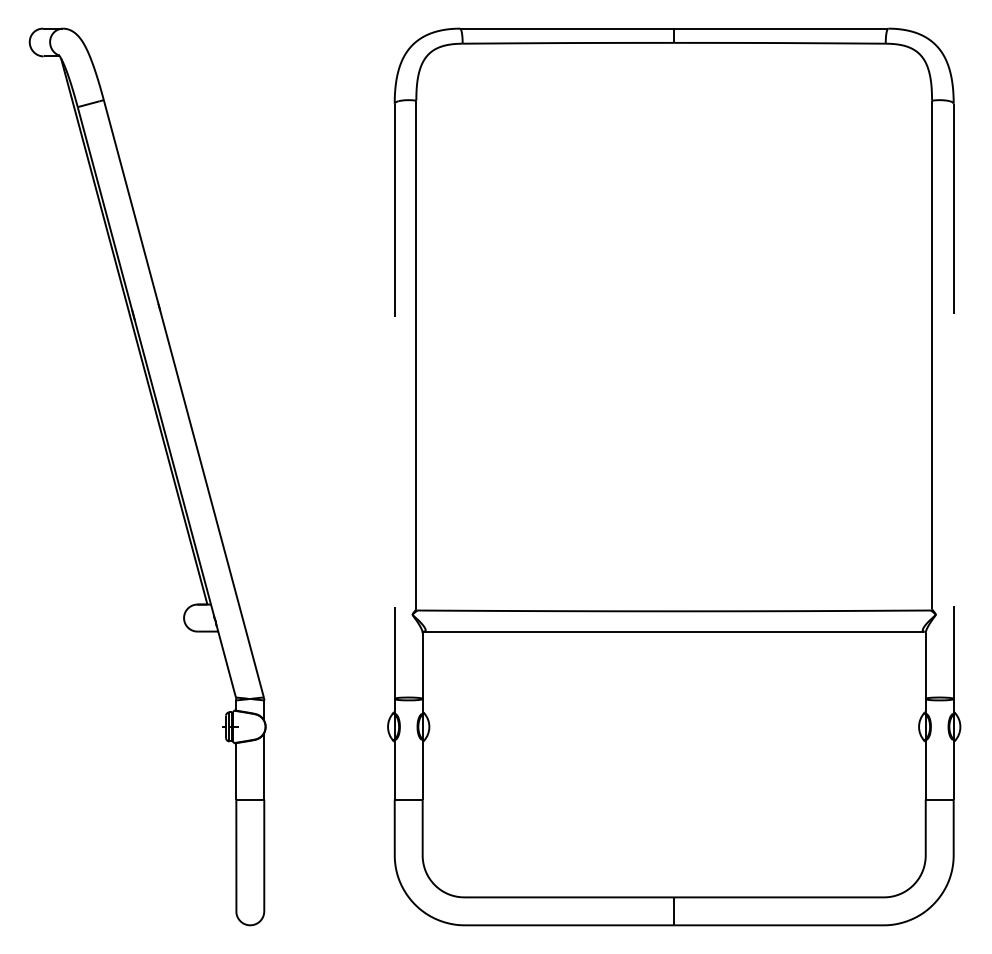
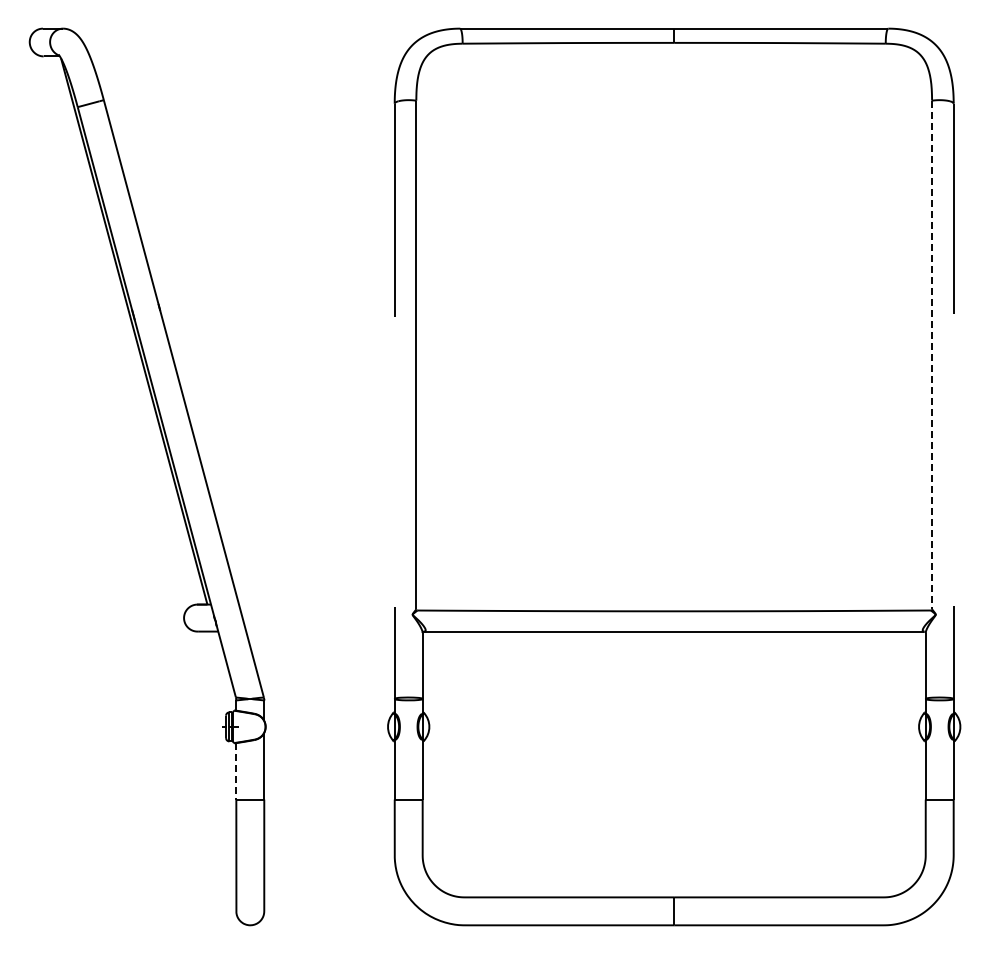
line: solid -> dashed (932, 355)
line: solid -> dashed (236, 771)
